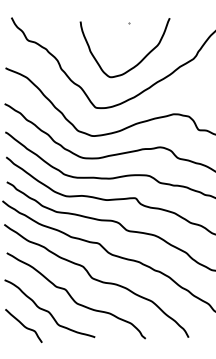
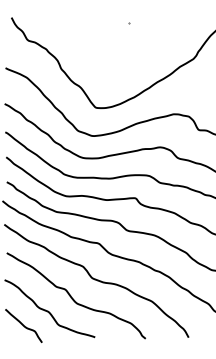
curve: present -> none (134, 65)
